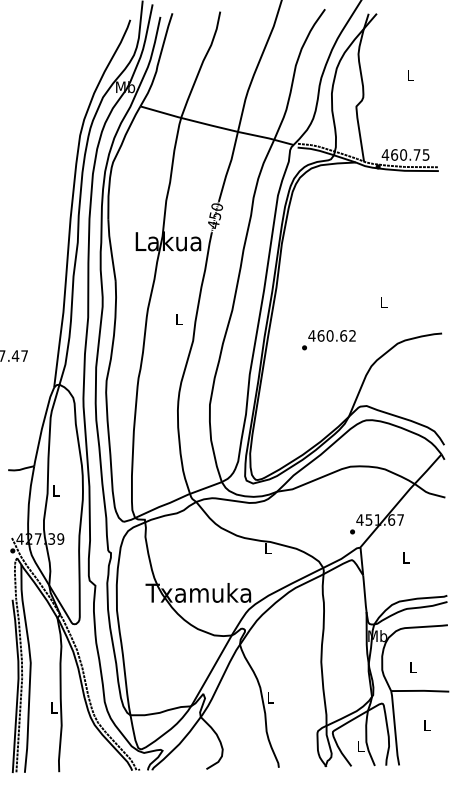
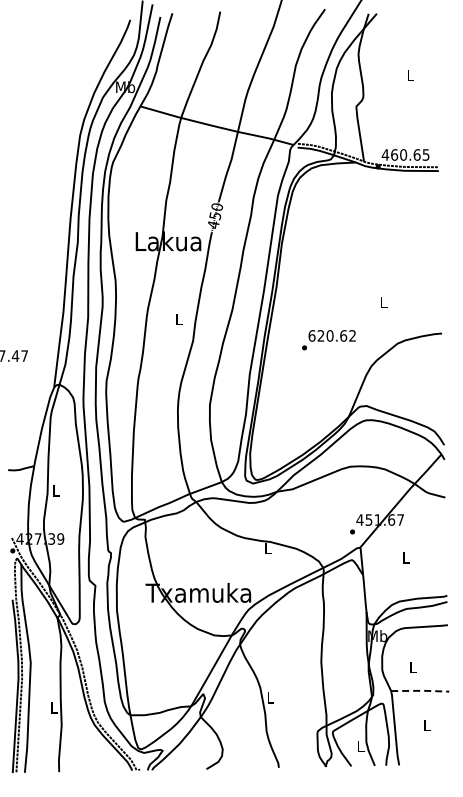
text: 460.75 -> 460.65 (416, 154)
text: 460.62 -> 620.62 (316, 335)
line: solid -> dashed (421, 690)
